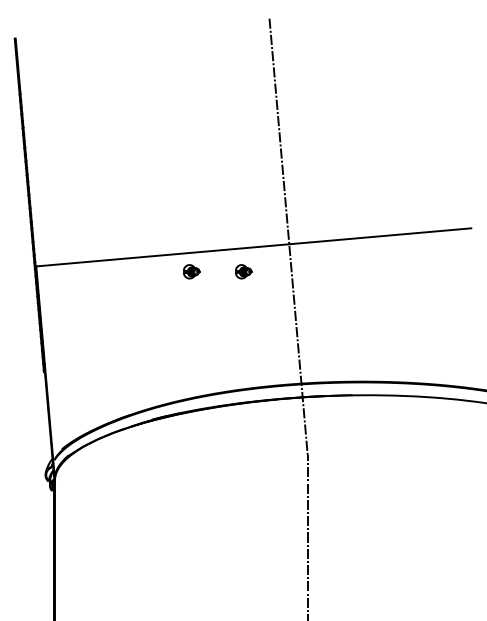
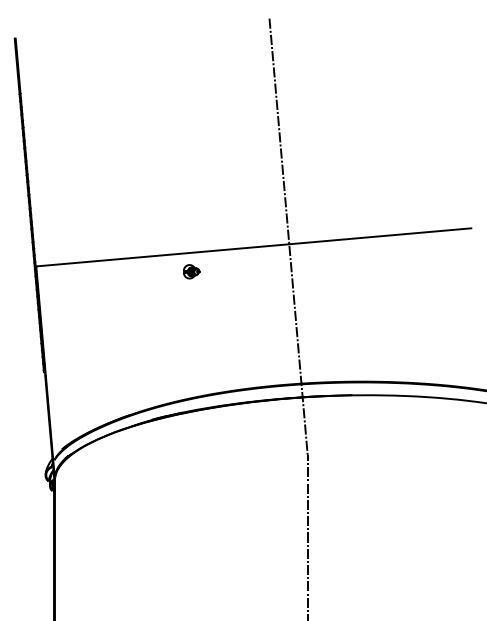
part: present -> none (243, 271)
